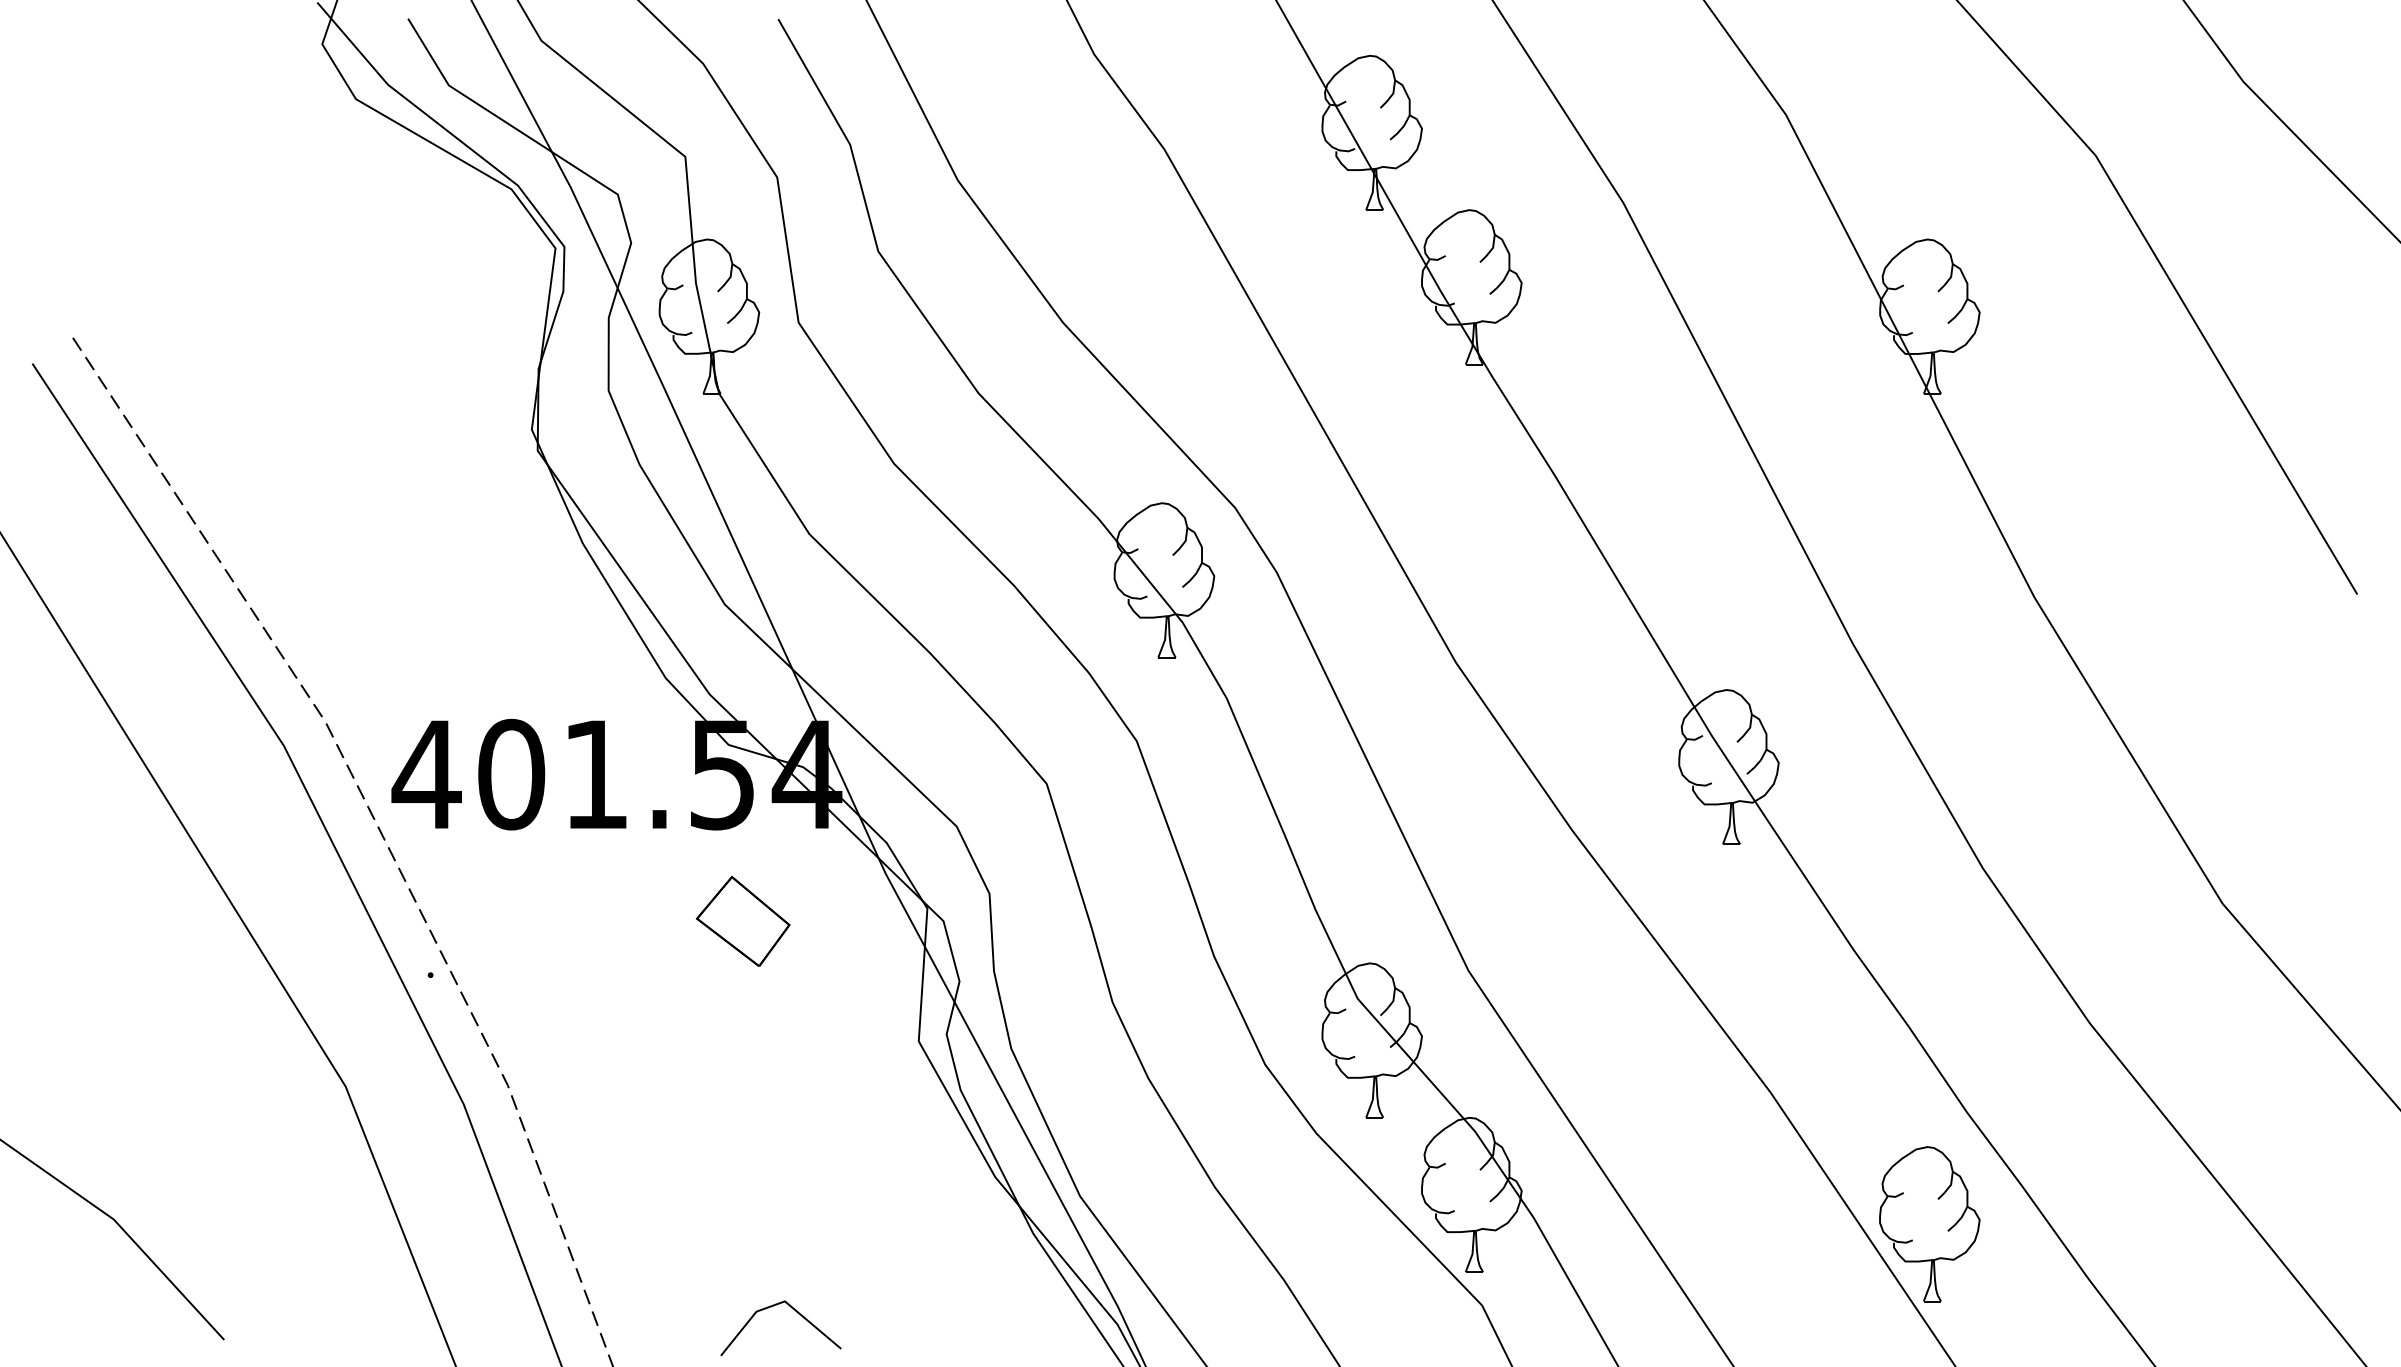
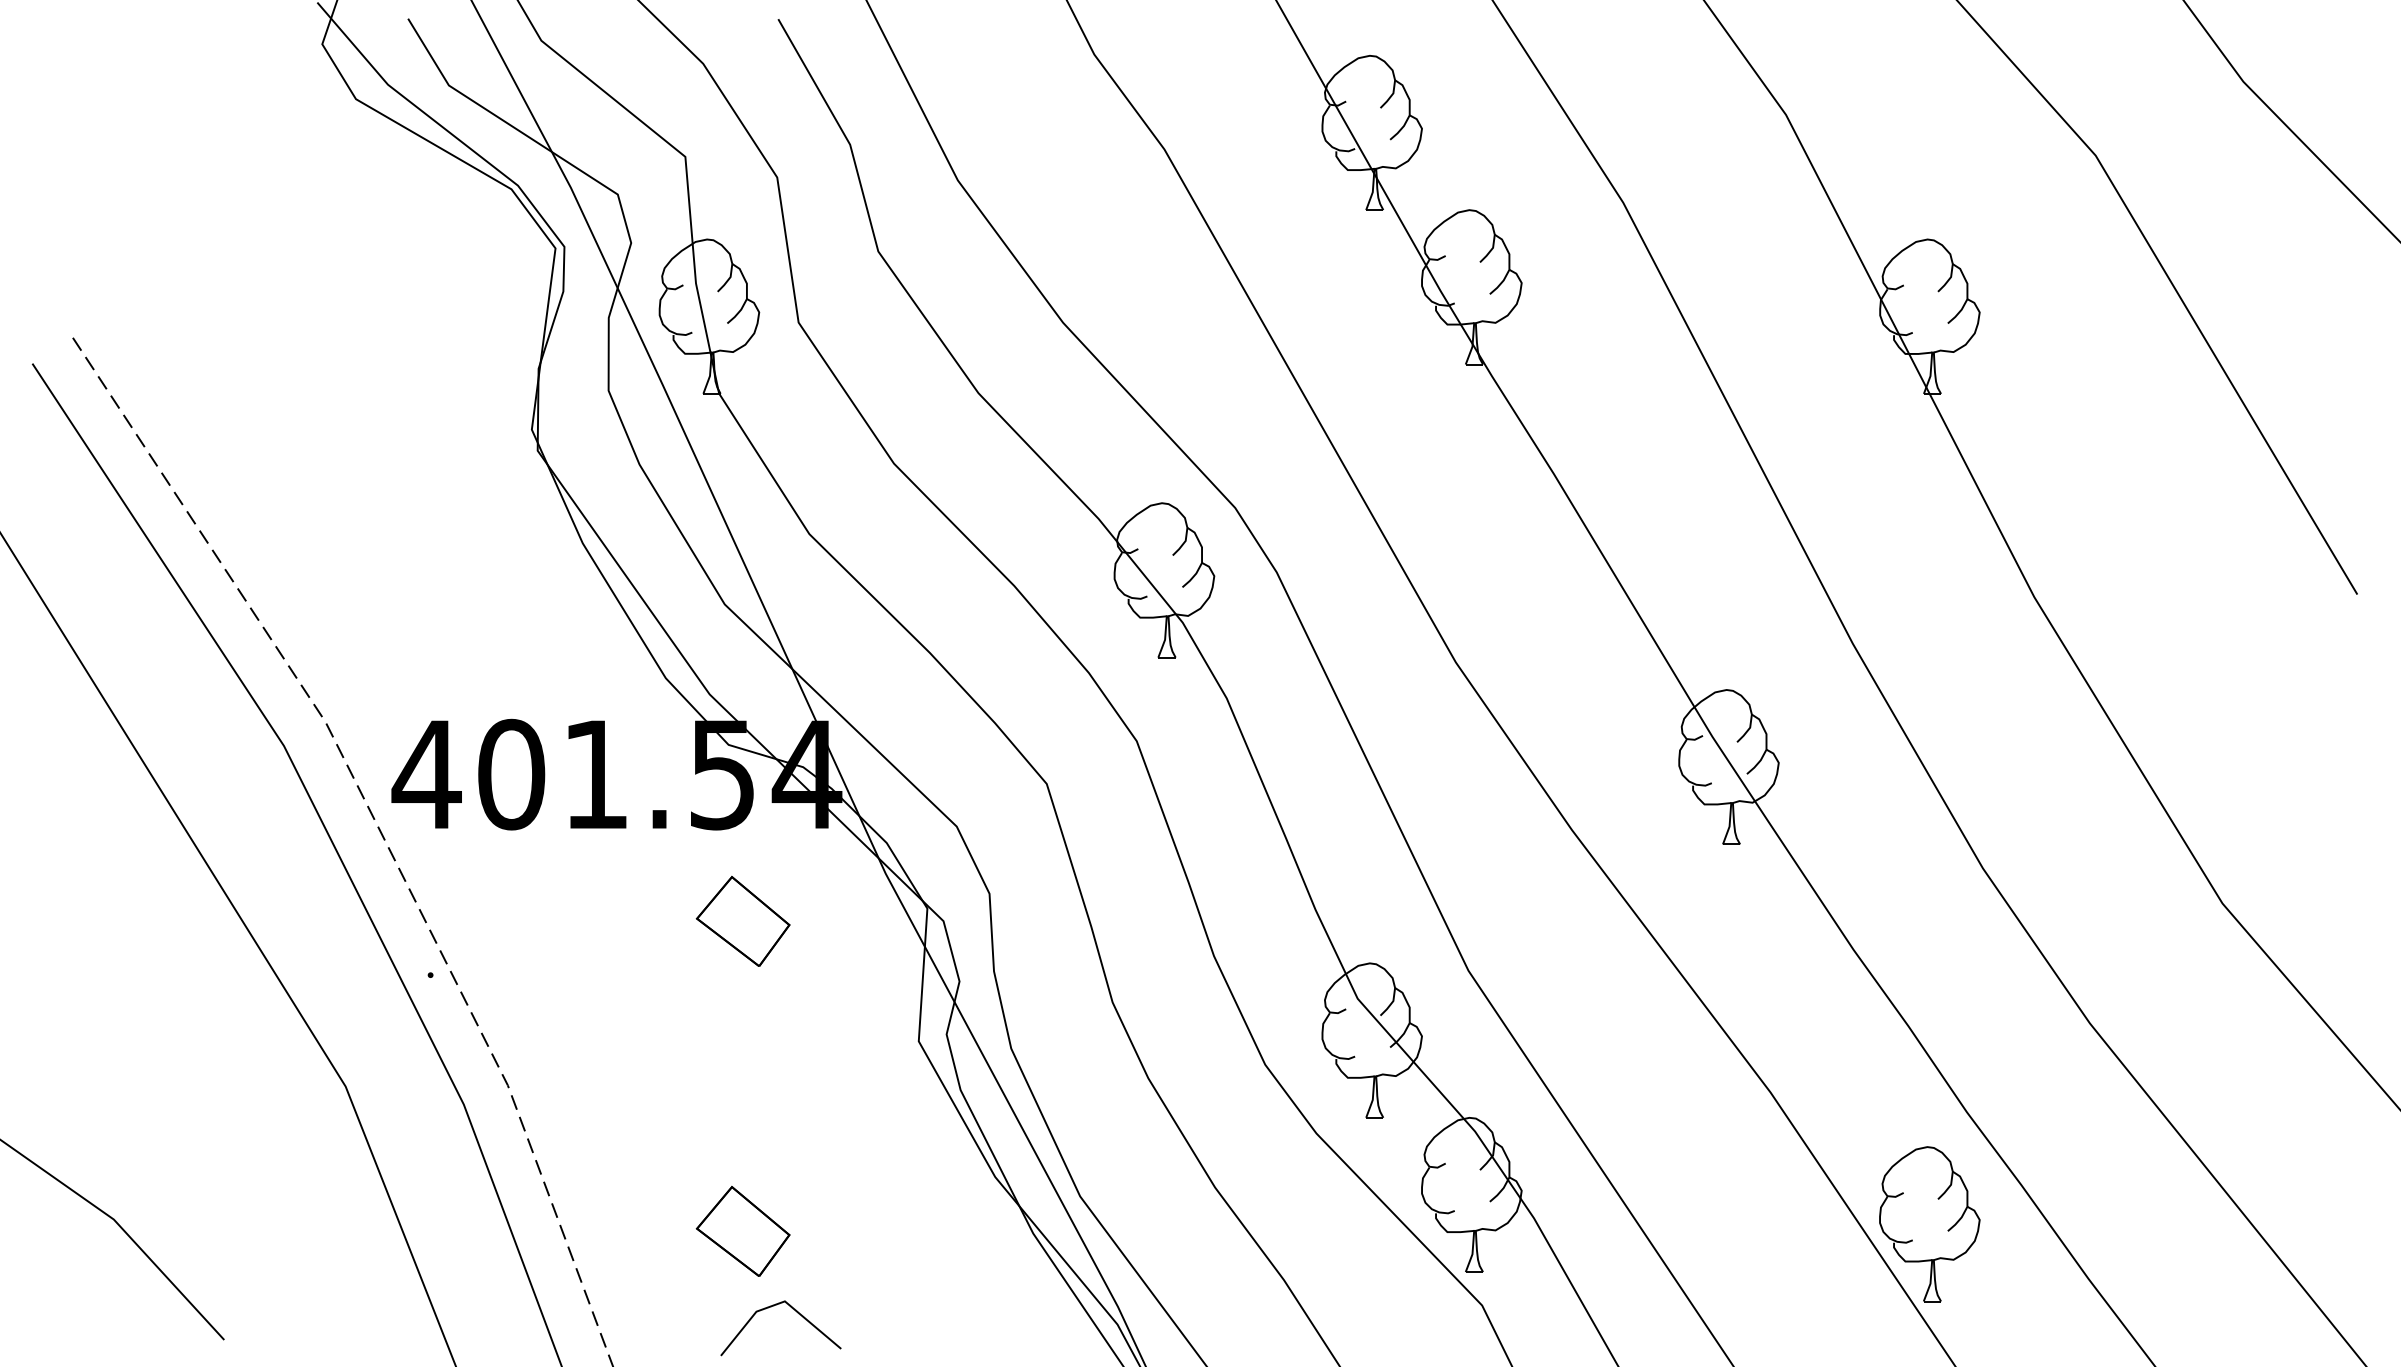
part: none -> present (742, 1230)
